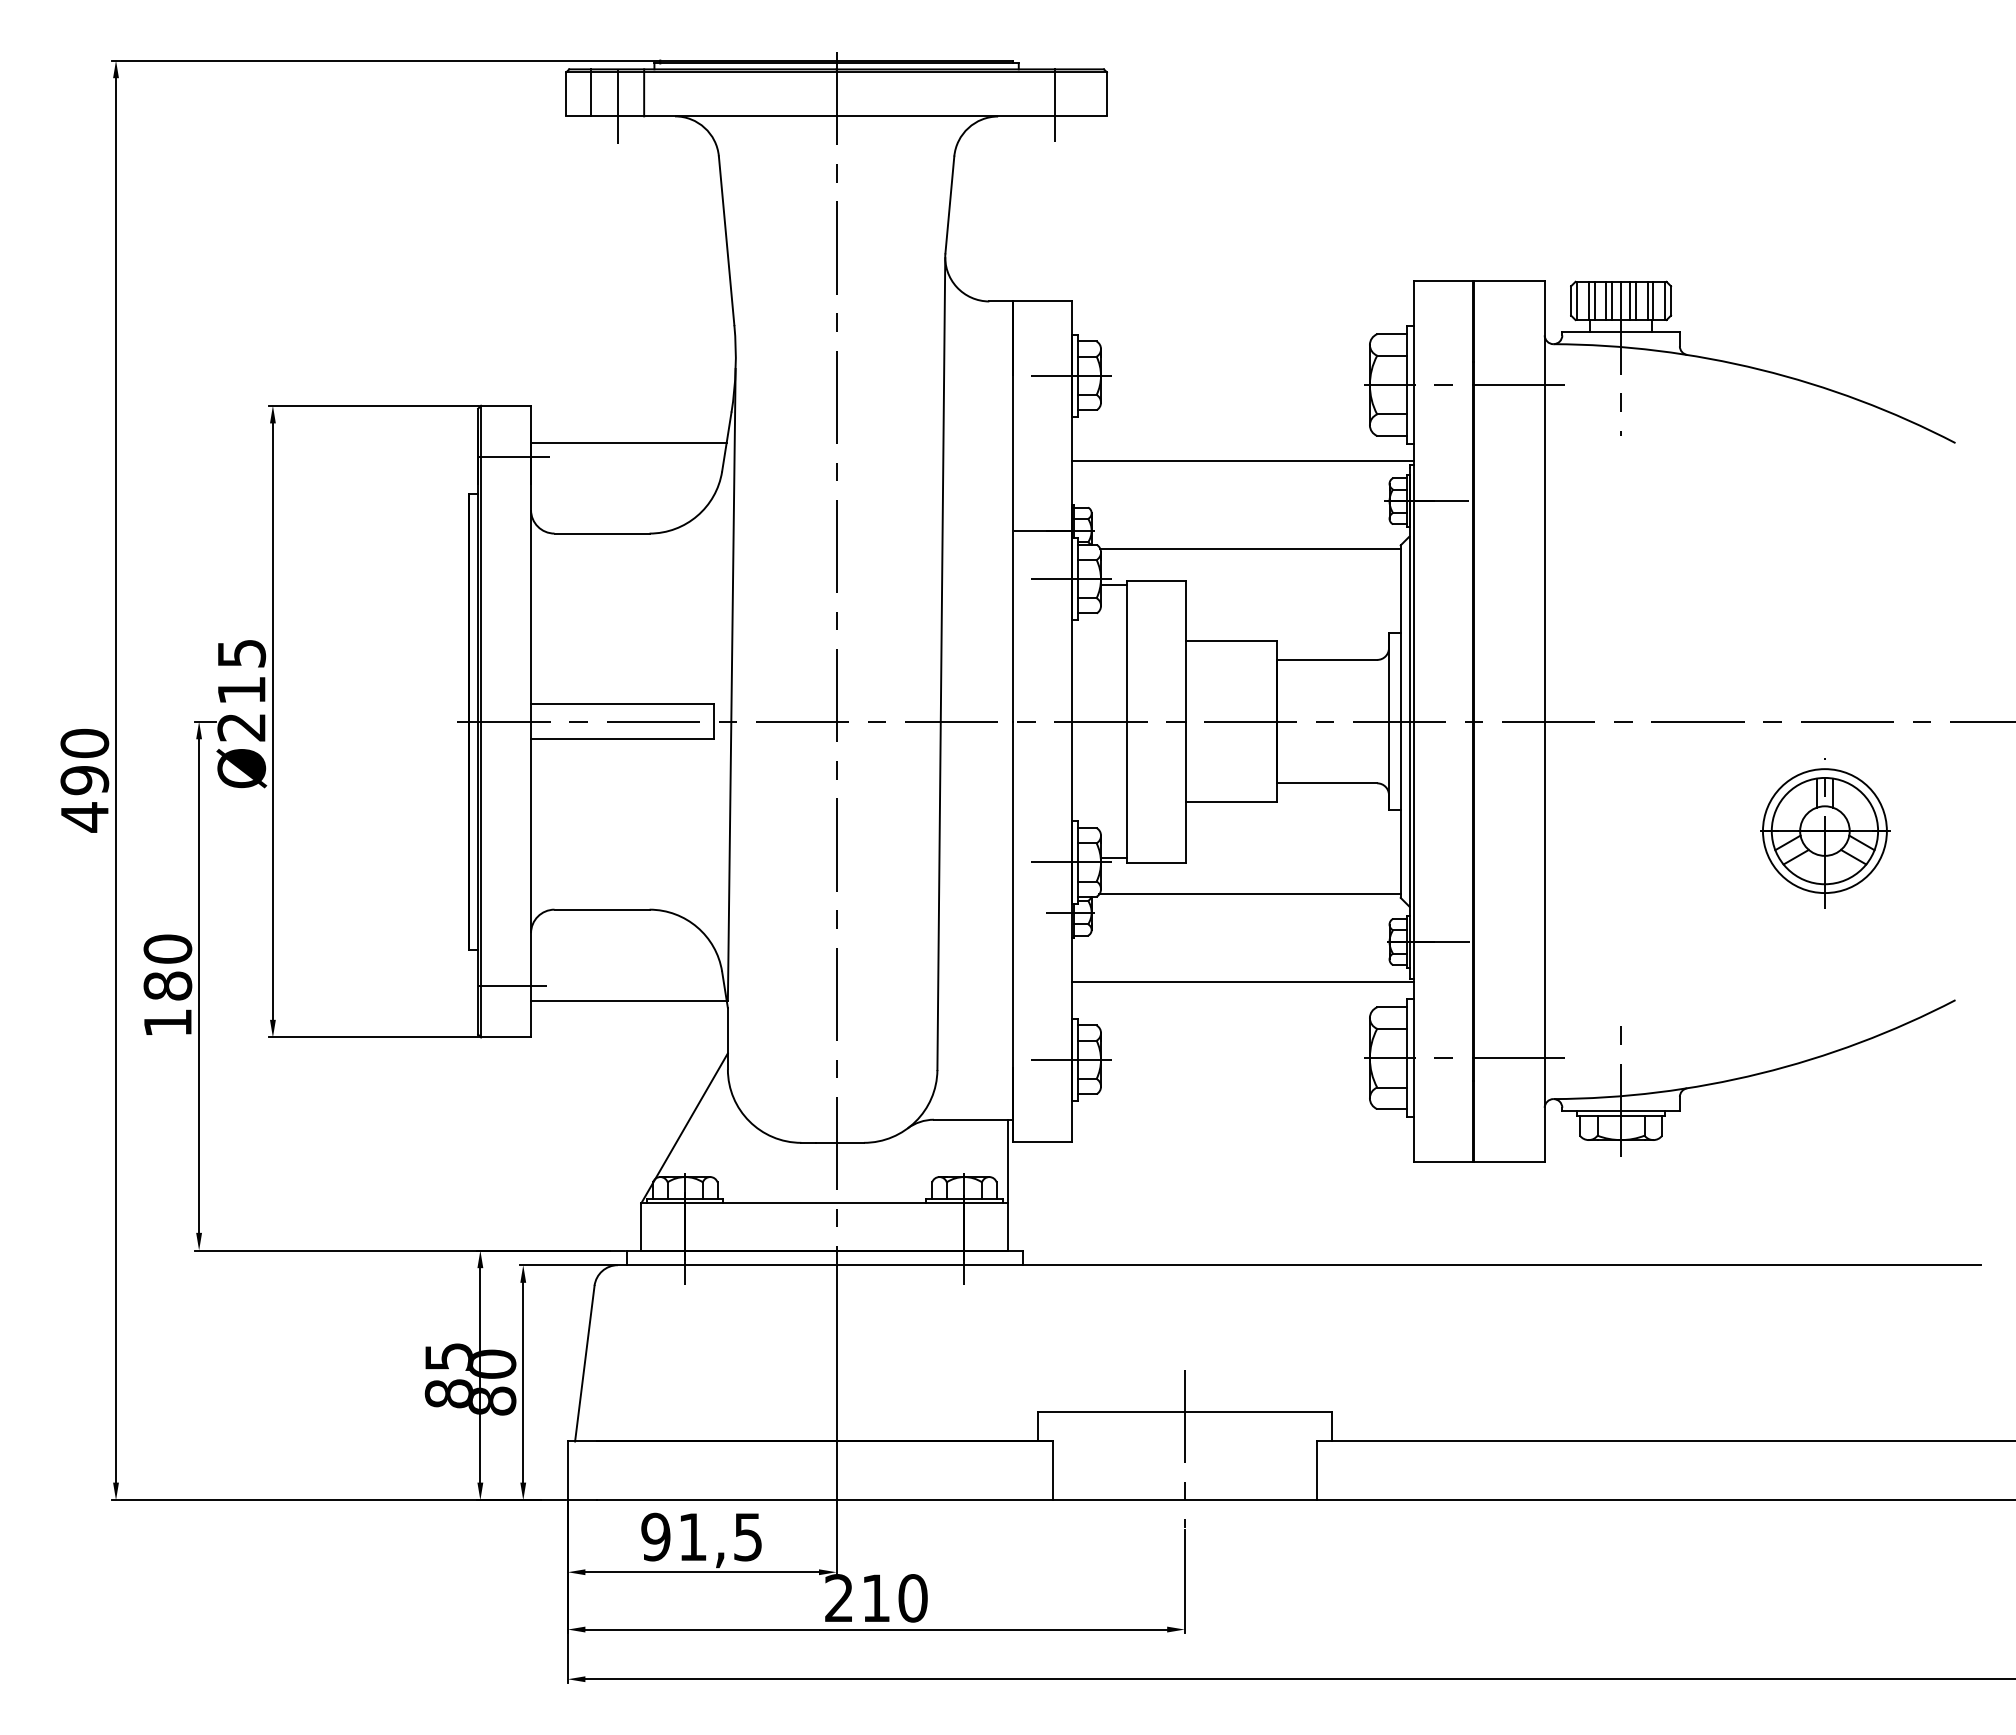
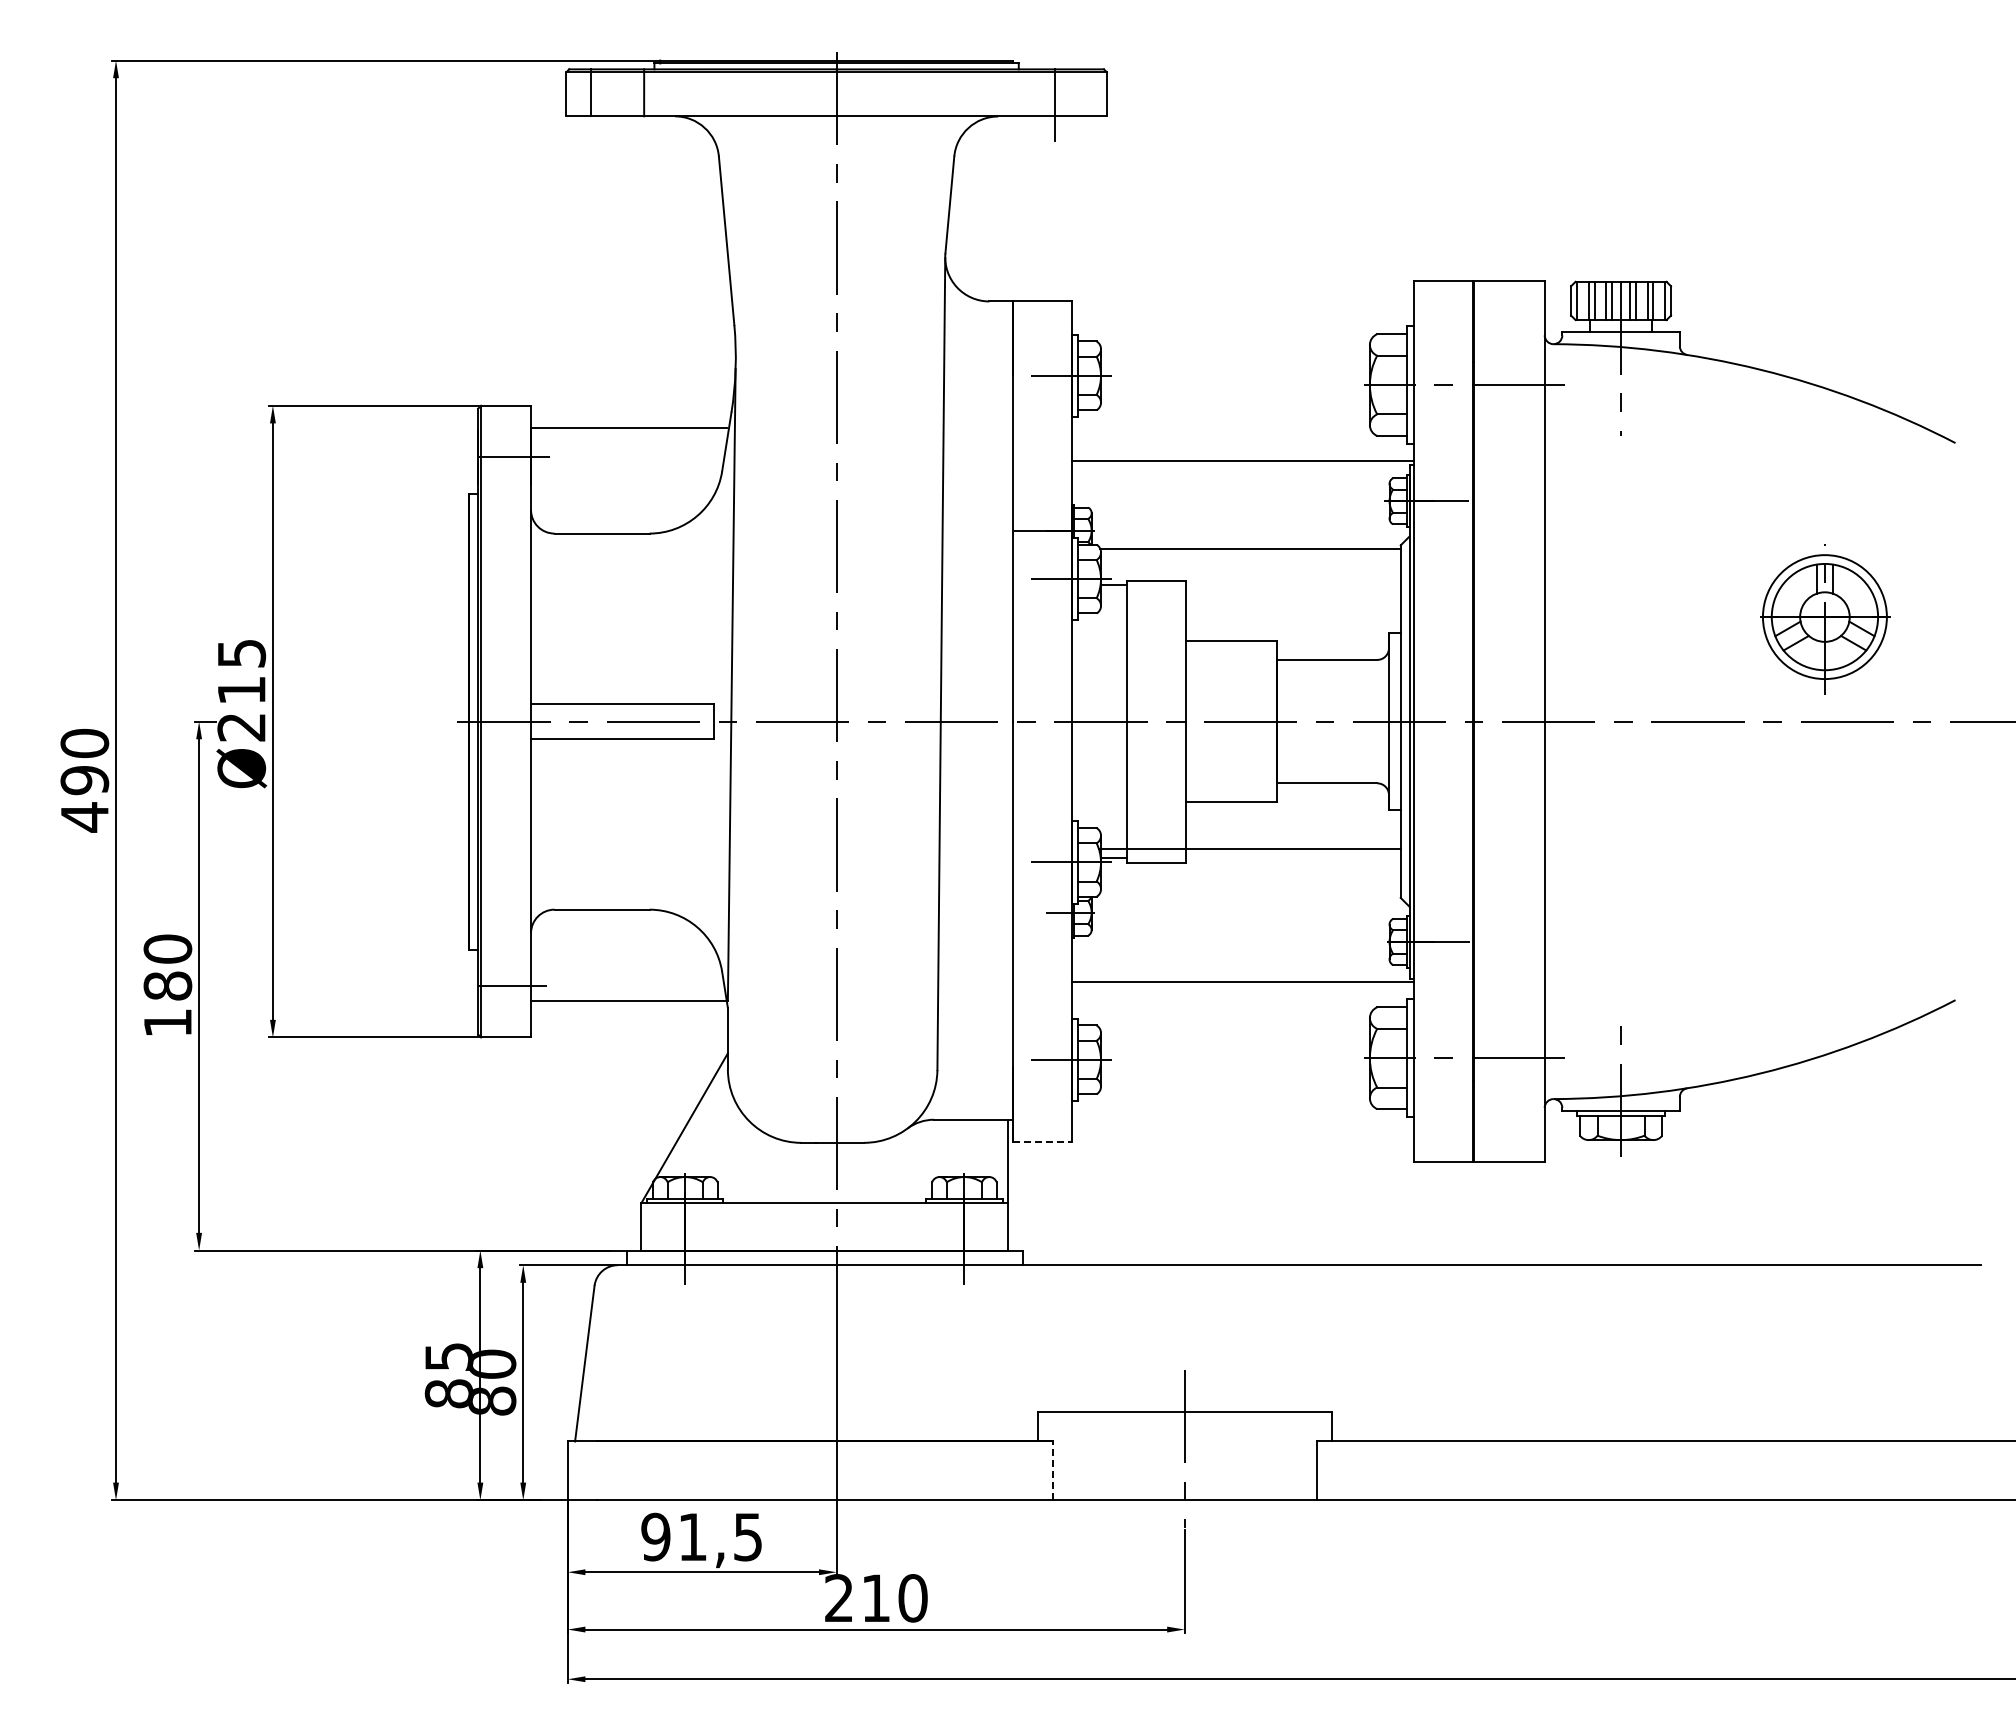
line: present -> none (617, 106)
line position: (628, 442) -> (628, 427) (628, 427)
part position: (1825, 833) -> (1825, 619) (1825, 619)
line position: (1249, 894) -> (1249, 849) (1249, 849)
line: solid -> dashed (1042, 1141)
line: solid -> dashed (1052, 1470)
